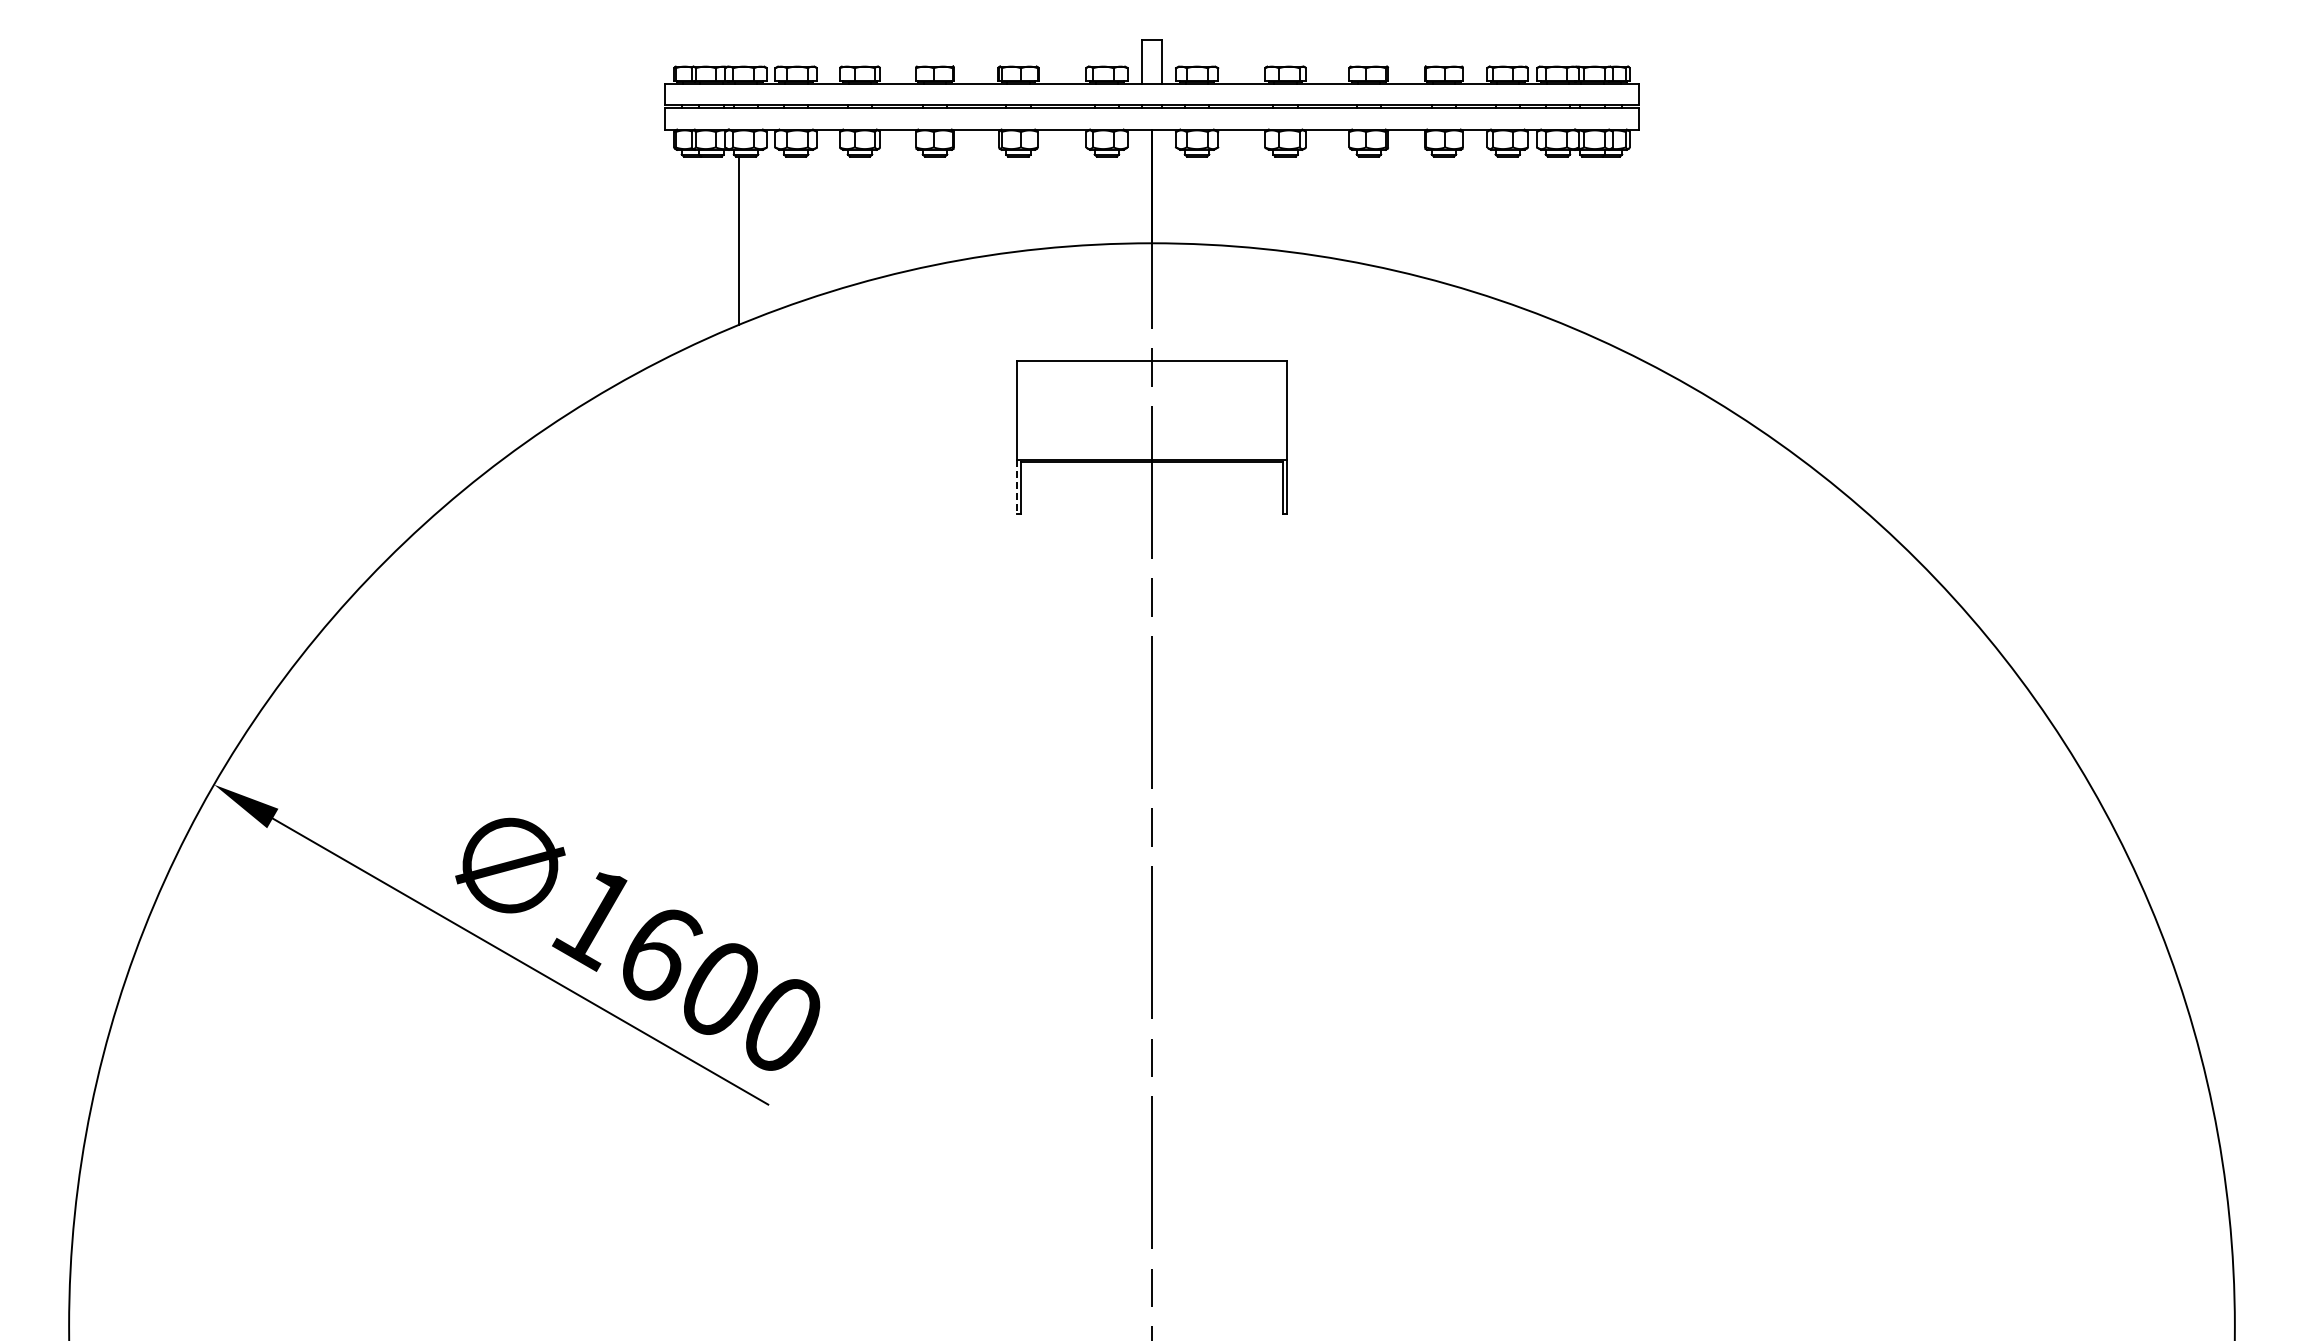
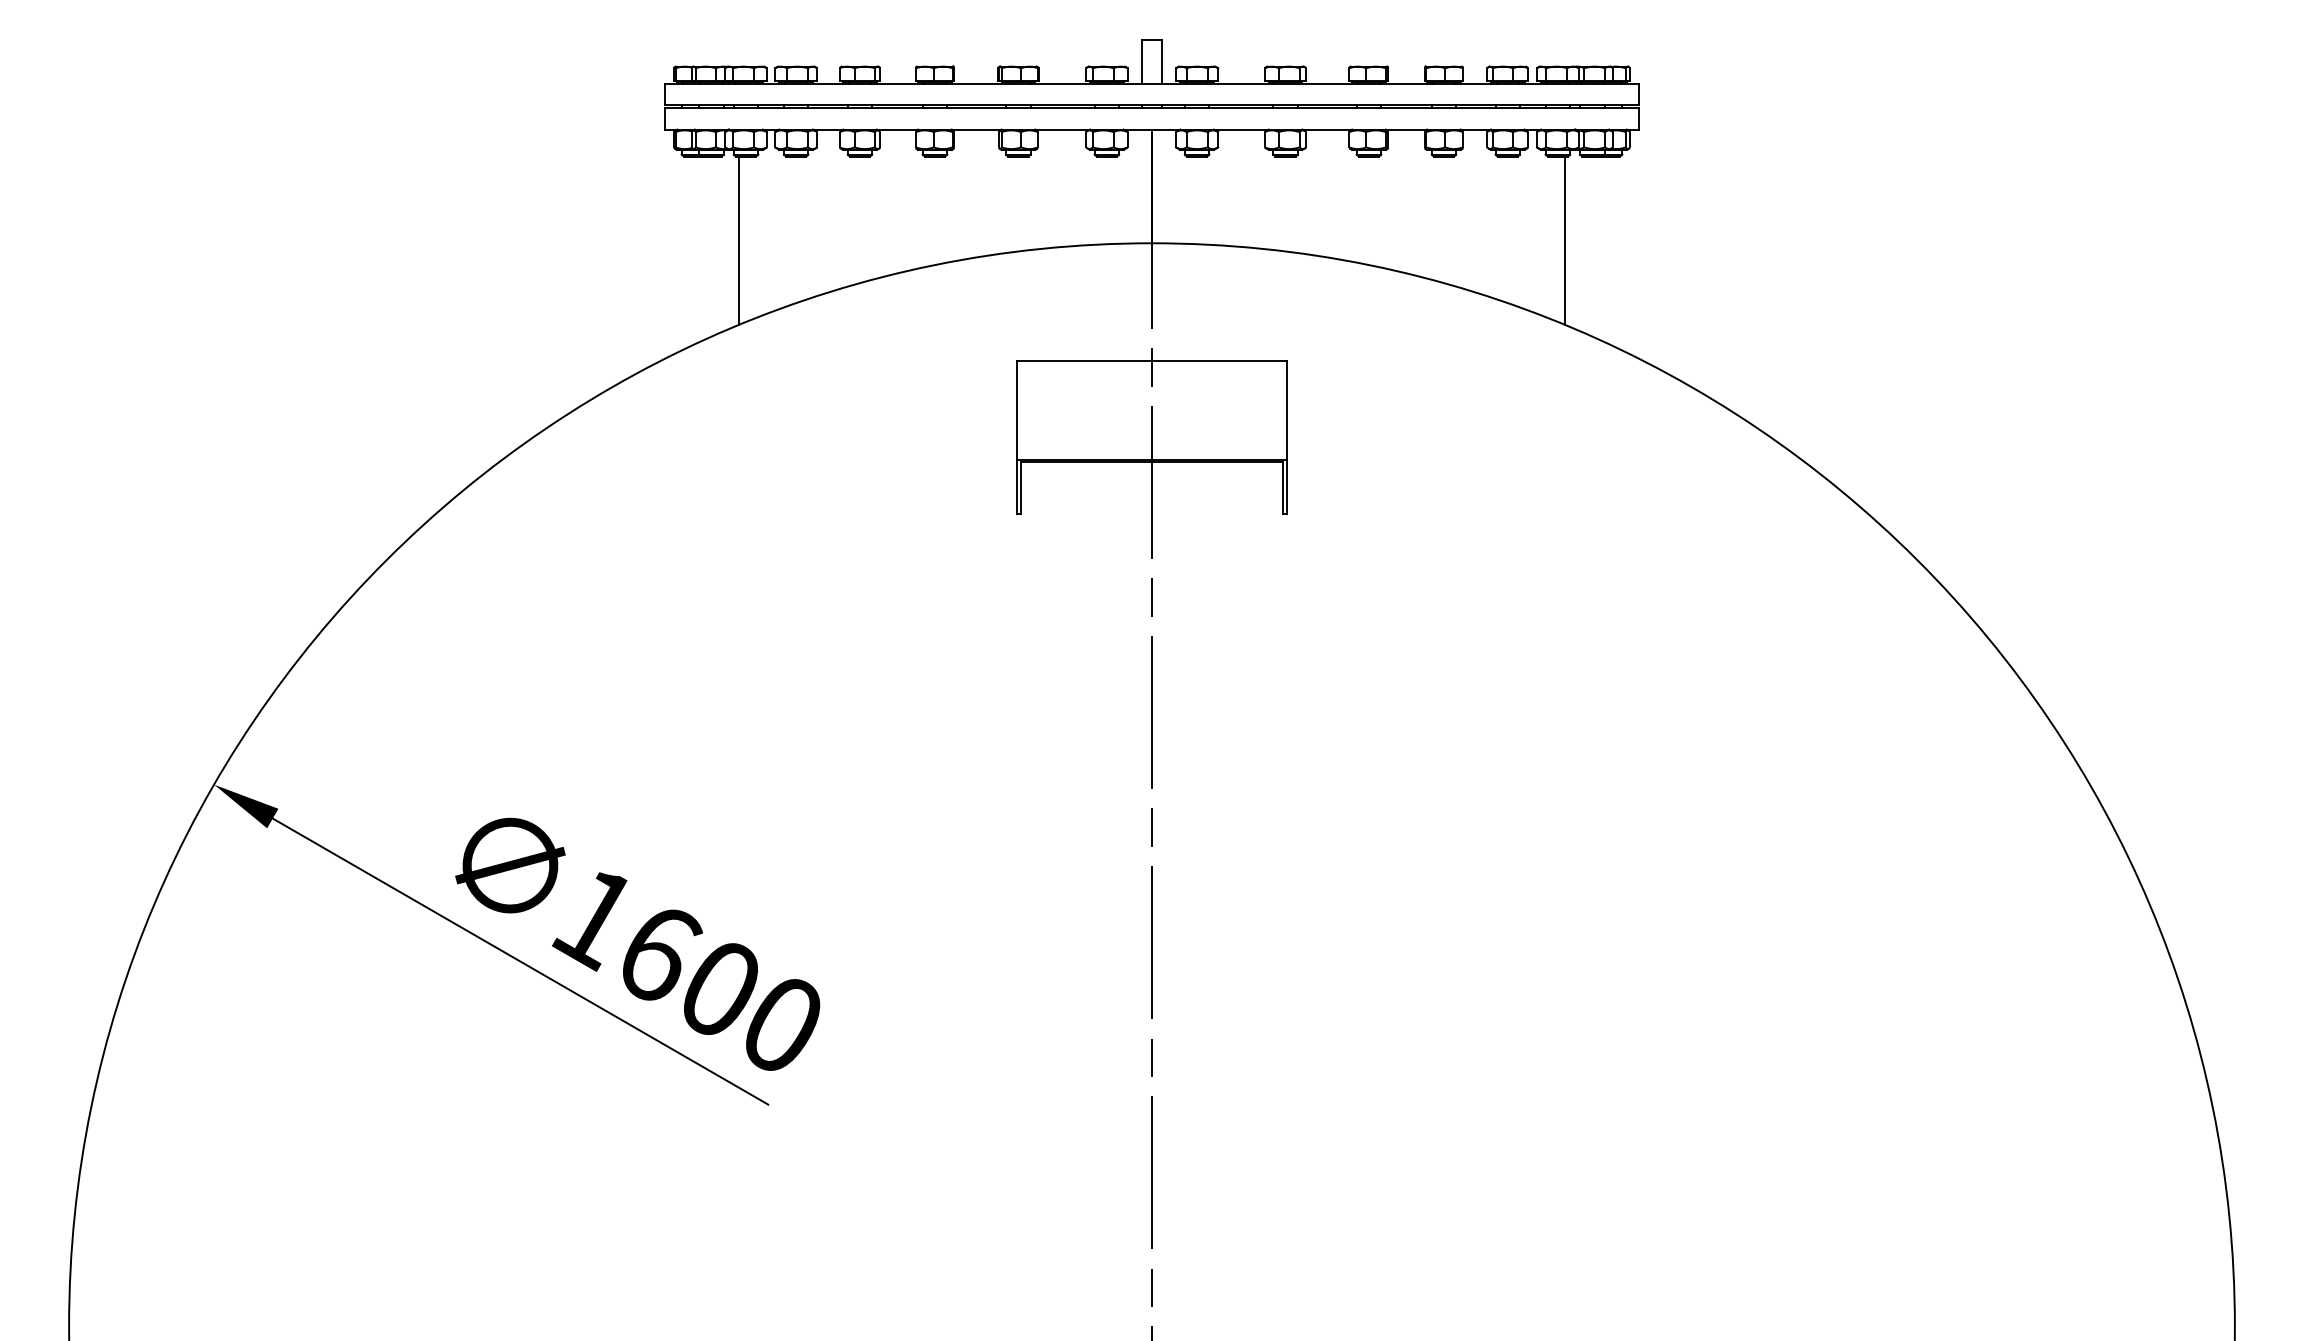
line: none -> present (1564, 240)
line: dashed -> solid (1016, 487)
